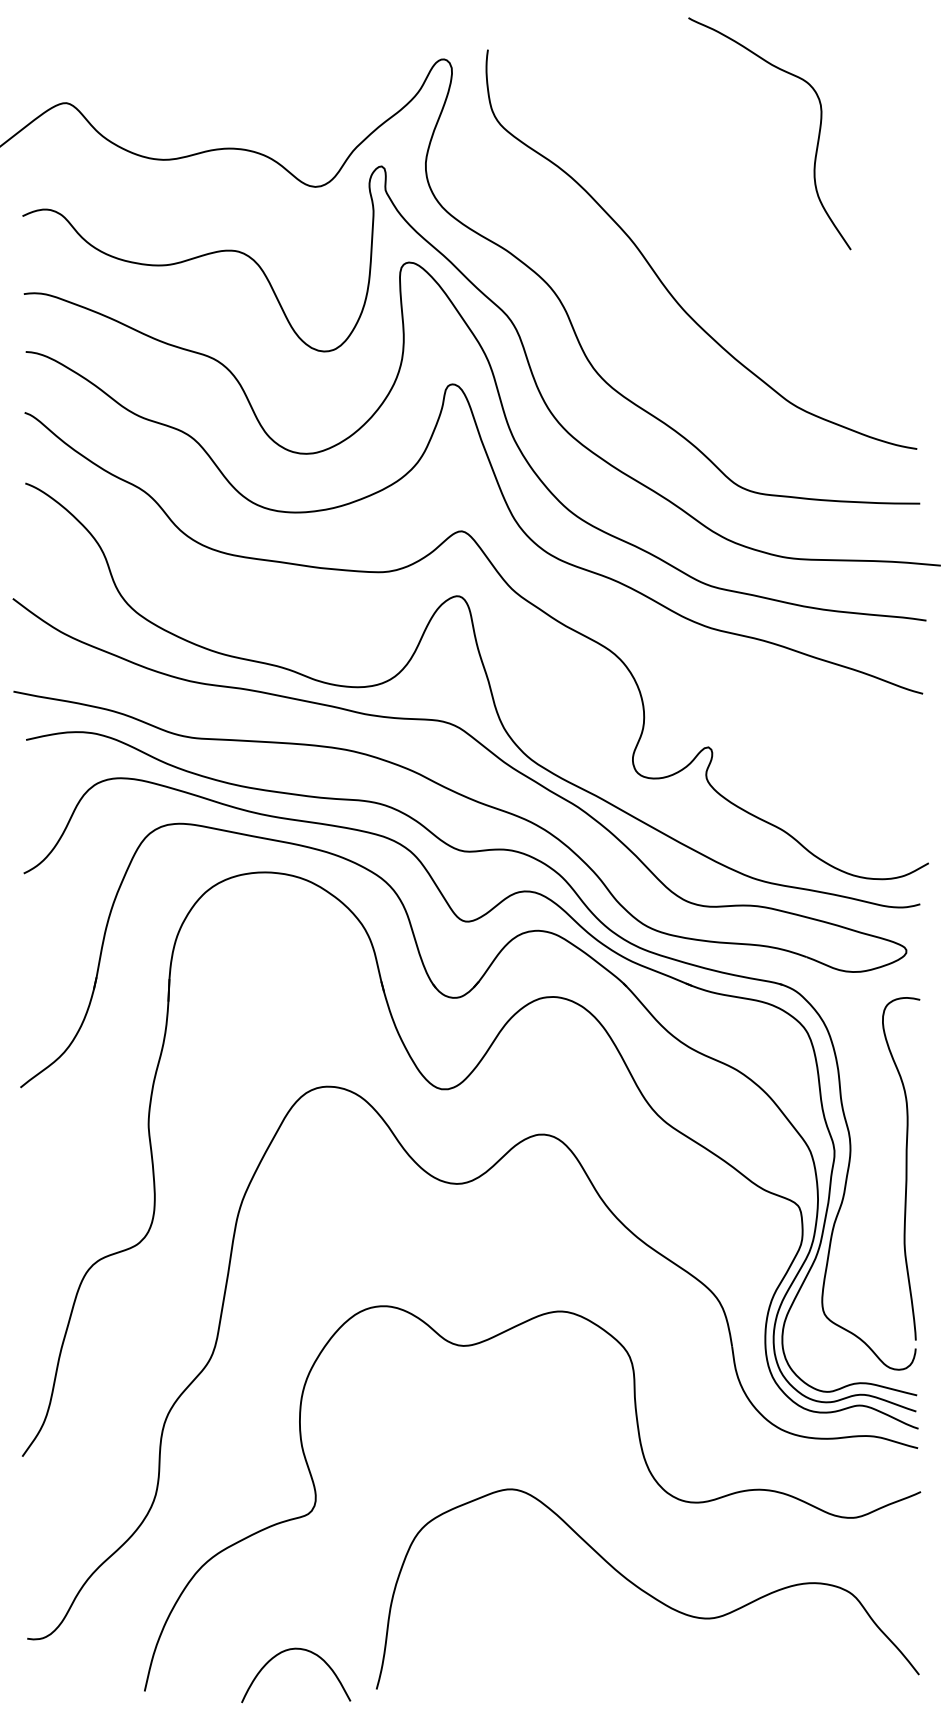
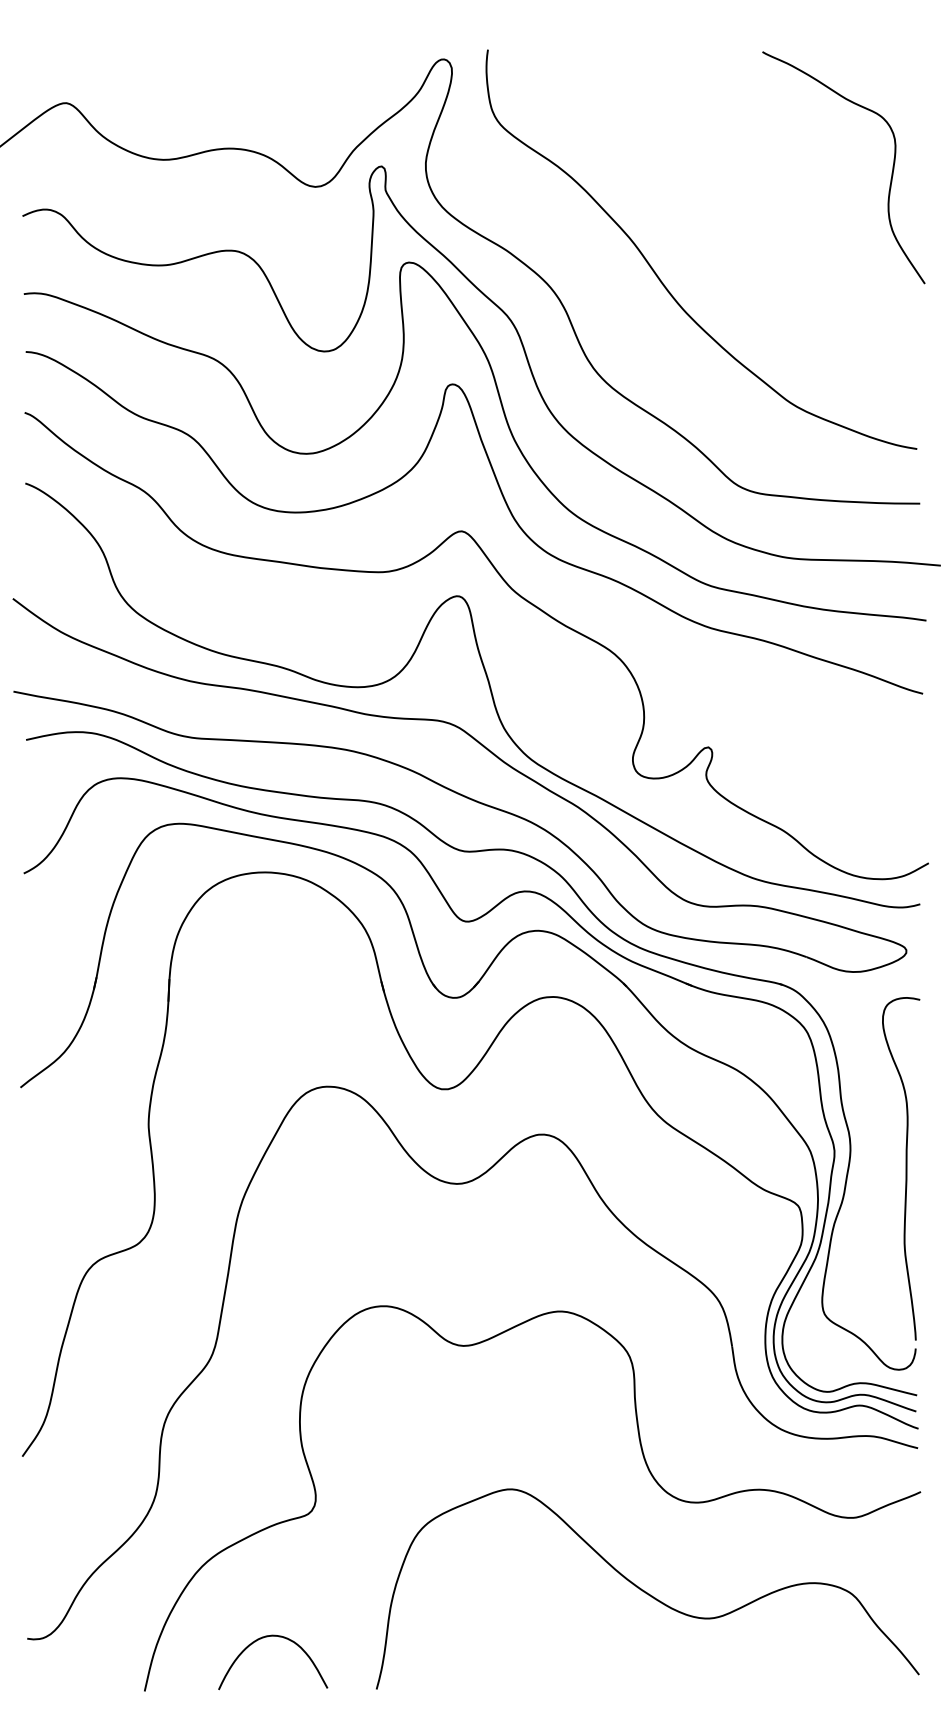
curve position: (817, 138) -> (891, 172) (891, 172)
curve position: (290, 1650) -> (267, 1637) (267, 1637)
